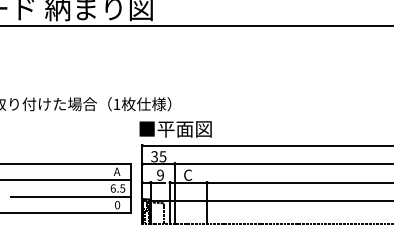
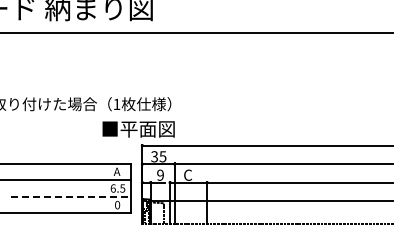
line position: (196, 26) -> (196, 33) (196, 33)
text position: (175, 129) -> (138, 129) (138, 129)
line: solid -> dashed (71, 196)
